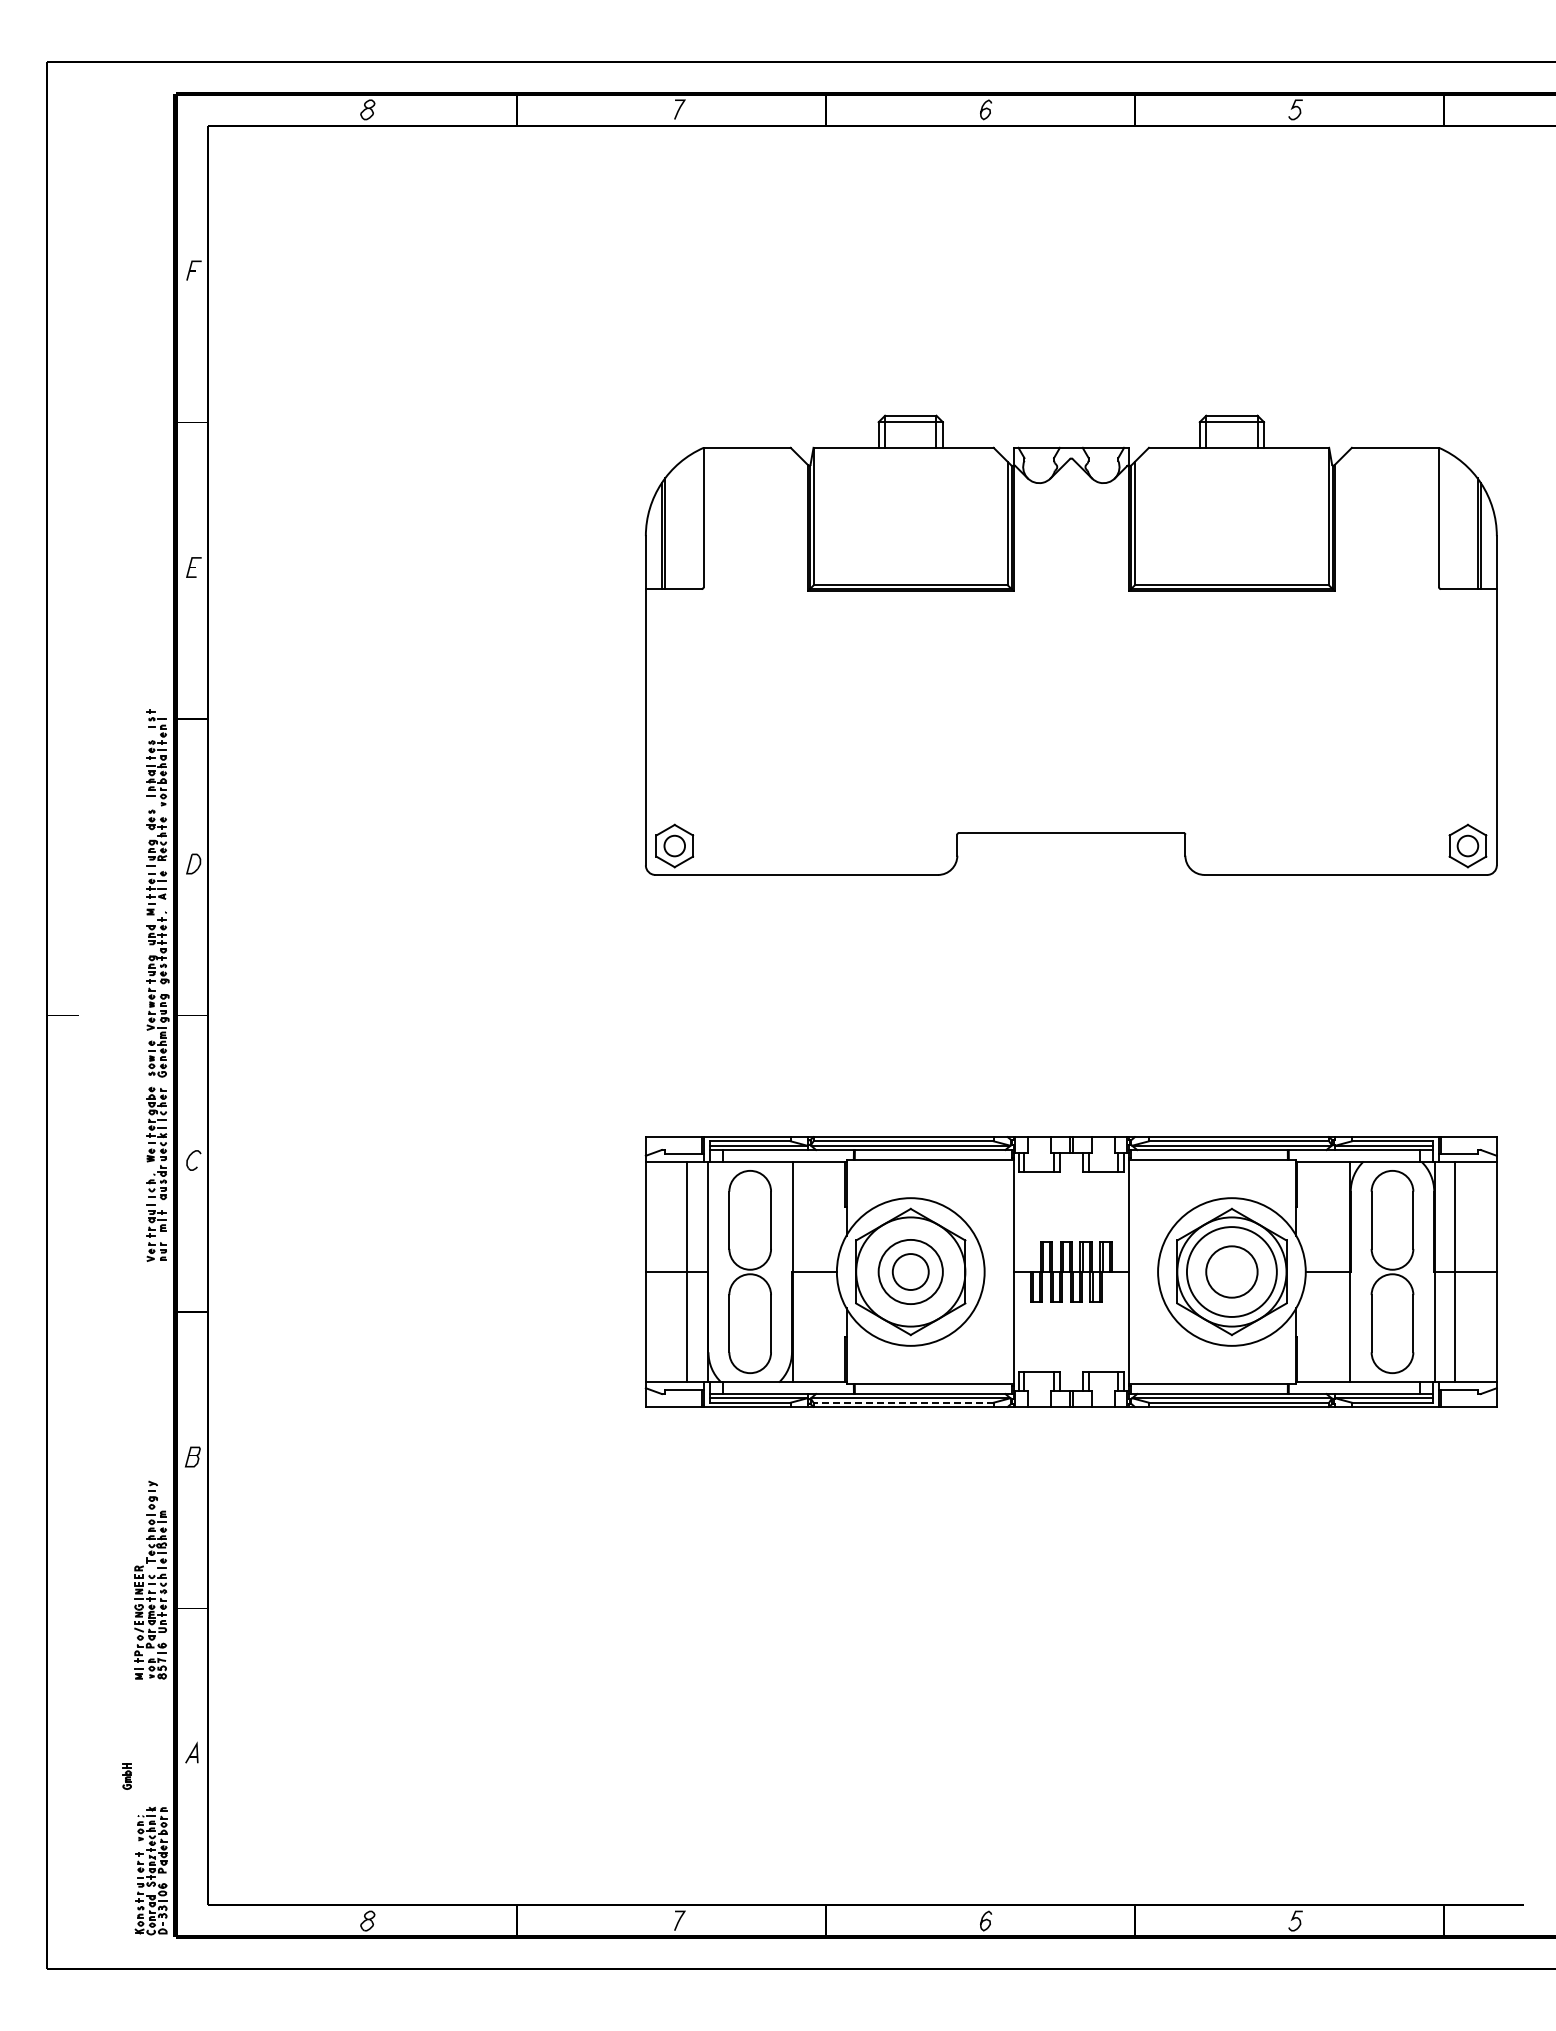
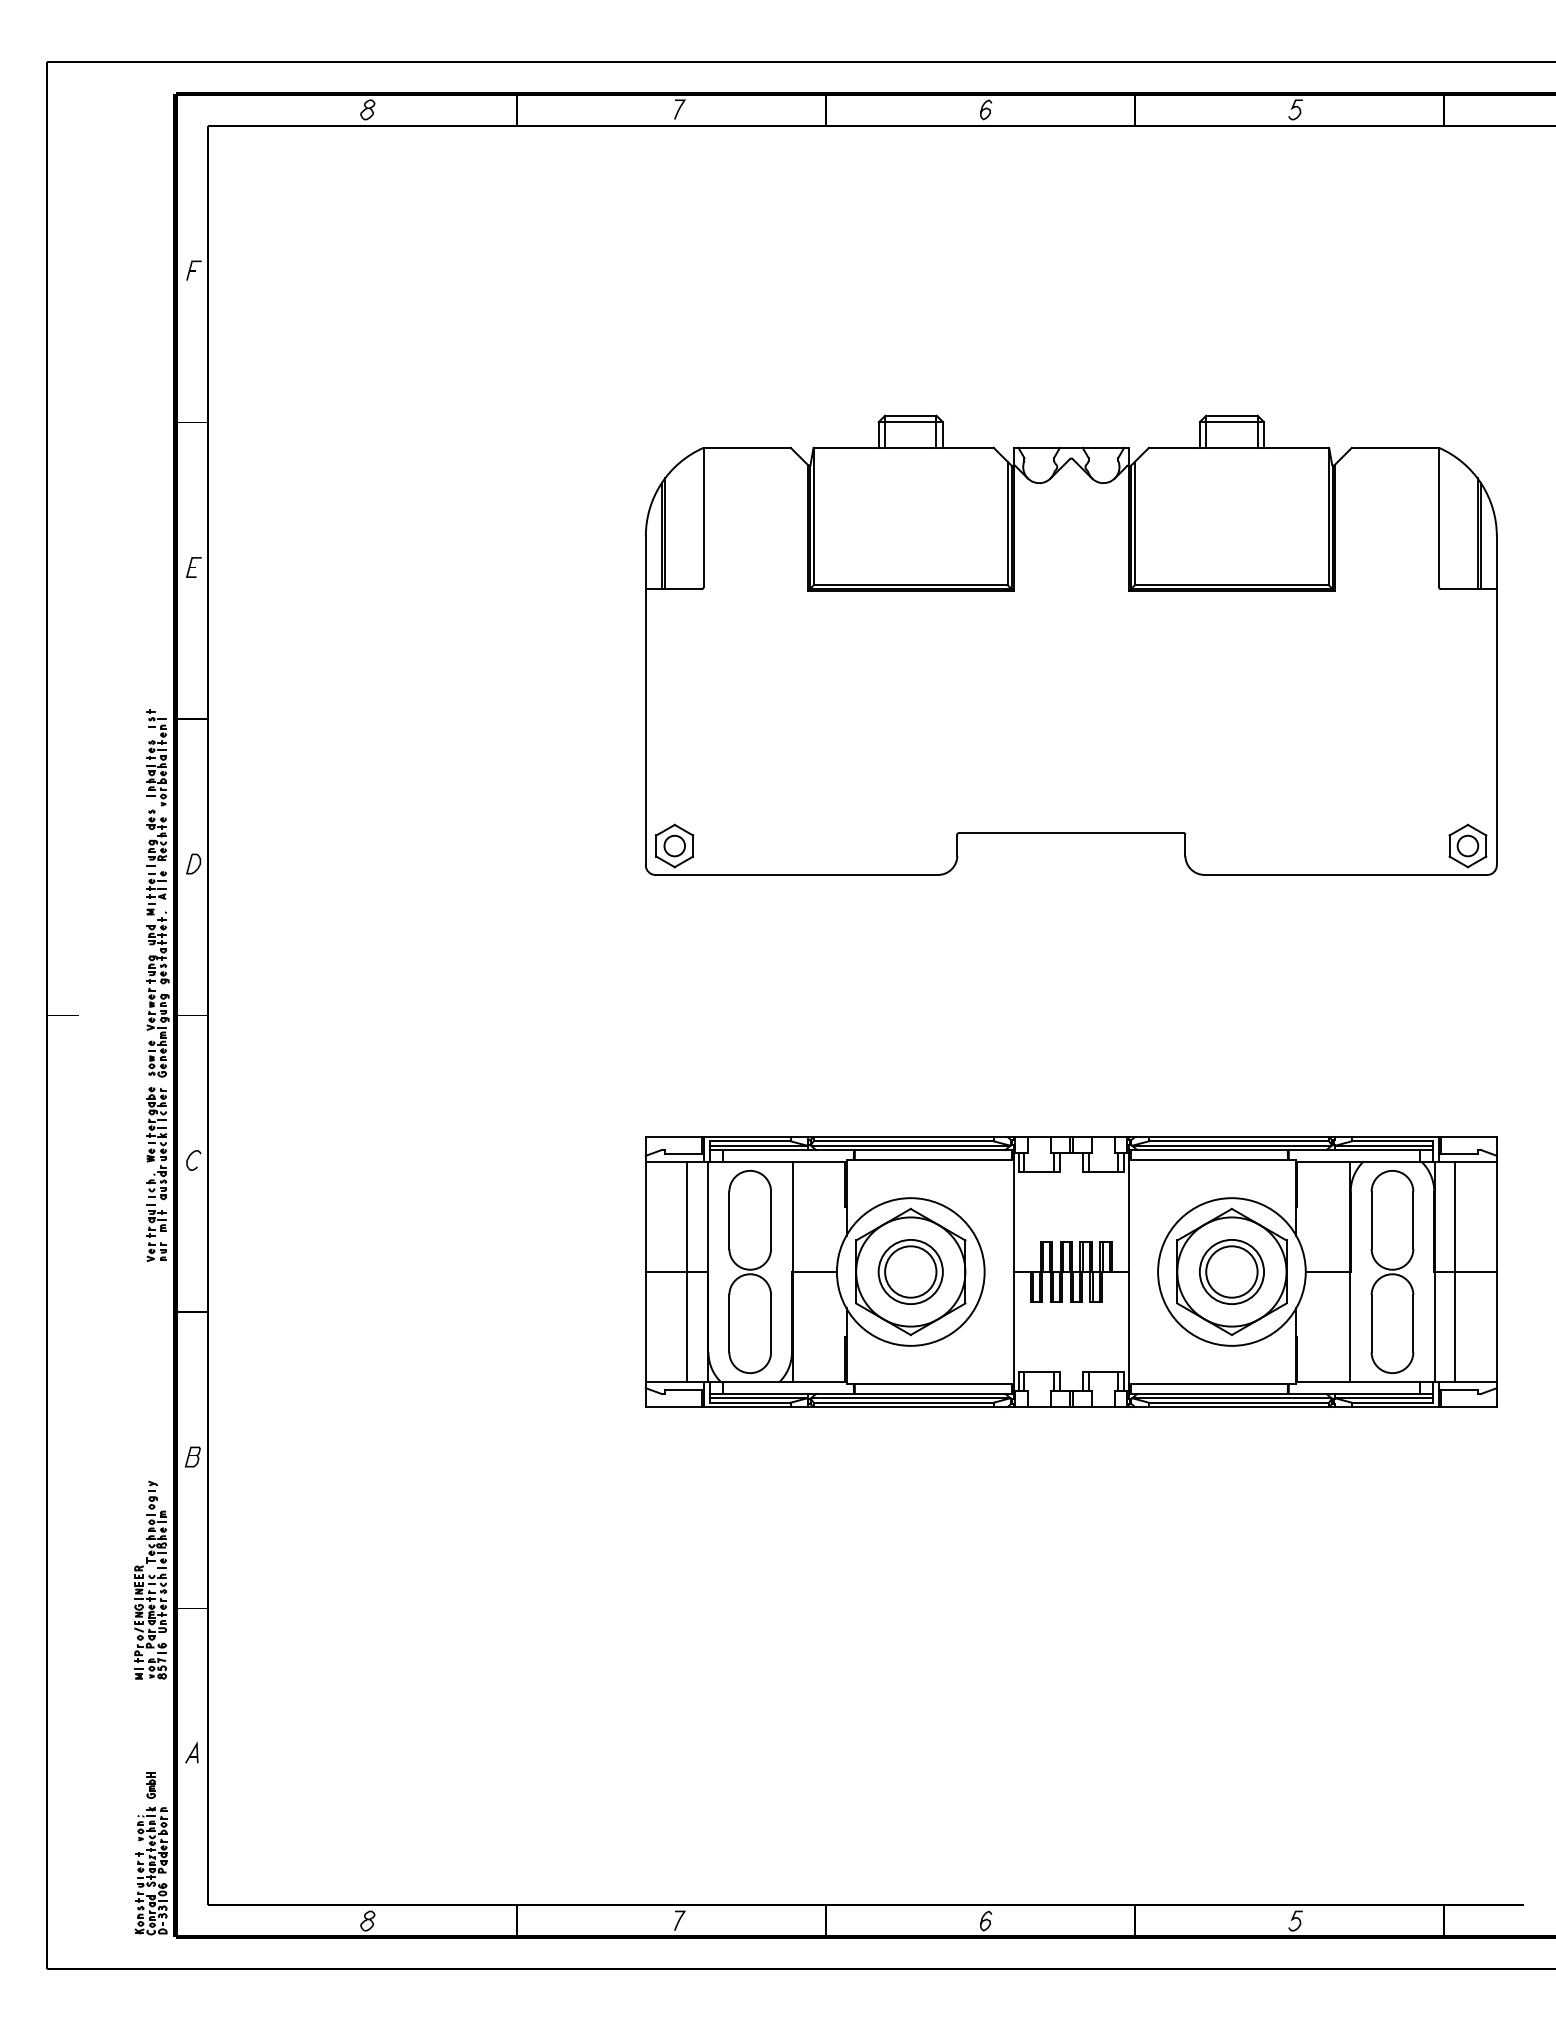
circle diameter: 90 px -> 64 px (1231, 1271)
circle diameter: 36 px -> 51 px (910, 1271)
line: dashed -> solid (903, 1402)
part position: (126, 1776) -> (150, 1785) (150, 1785)
